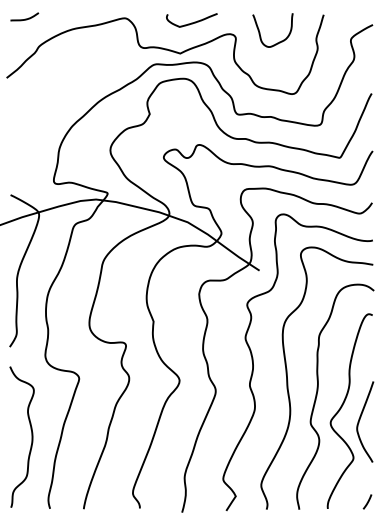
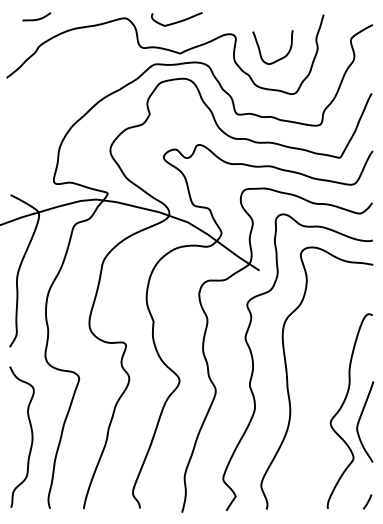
curve position: (25, 18) -> (37, 18) (37, 18)
curve position: (191, 22) -> (176, 21) (176, 21)
curve position: (260, 32) -> (260, 49) (260, 49)
curve: present -> none (318, 391)
